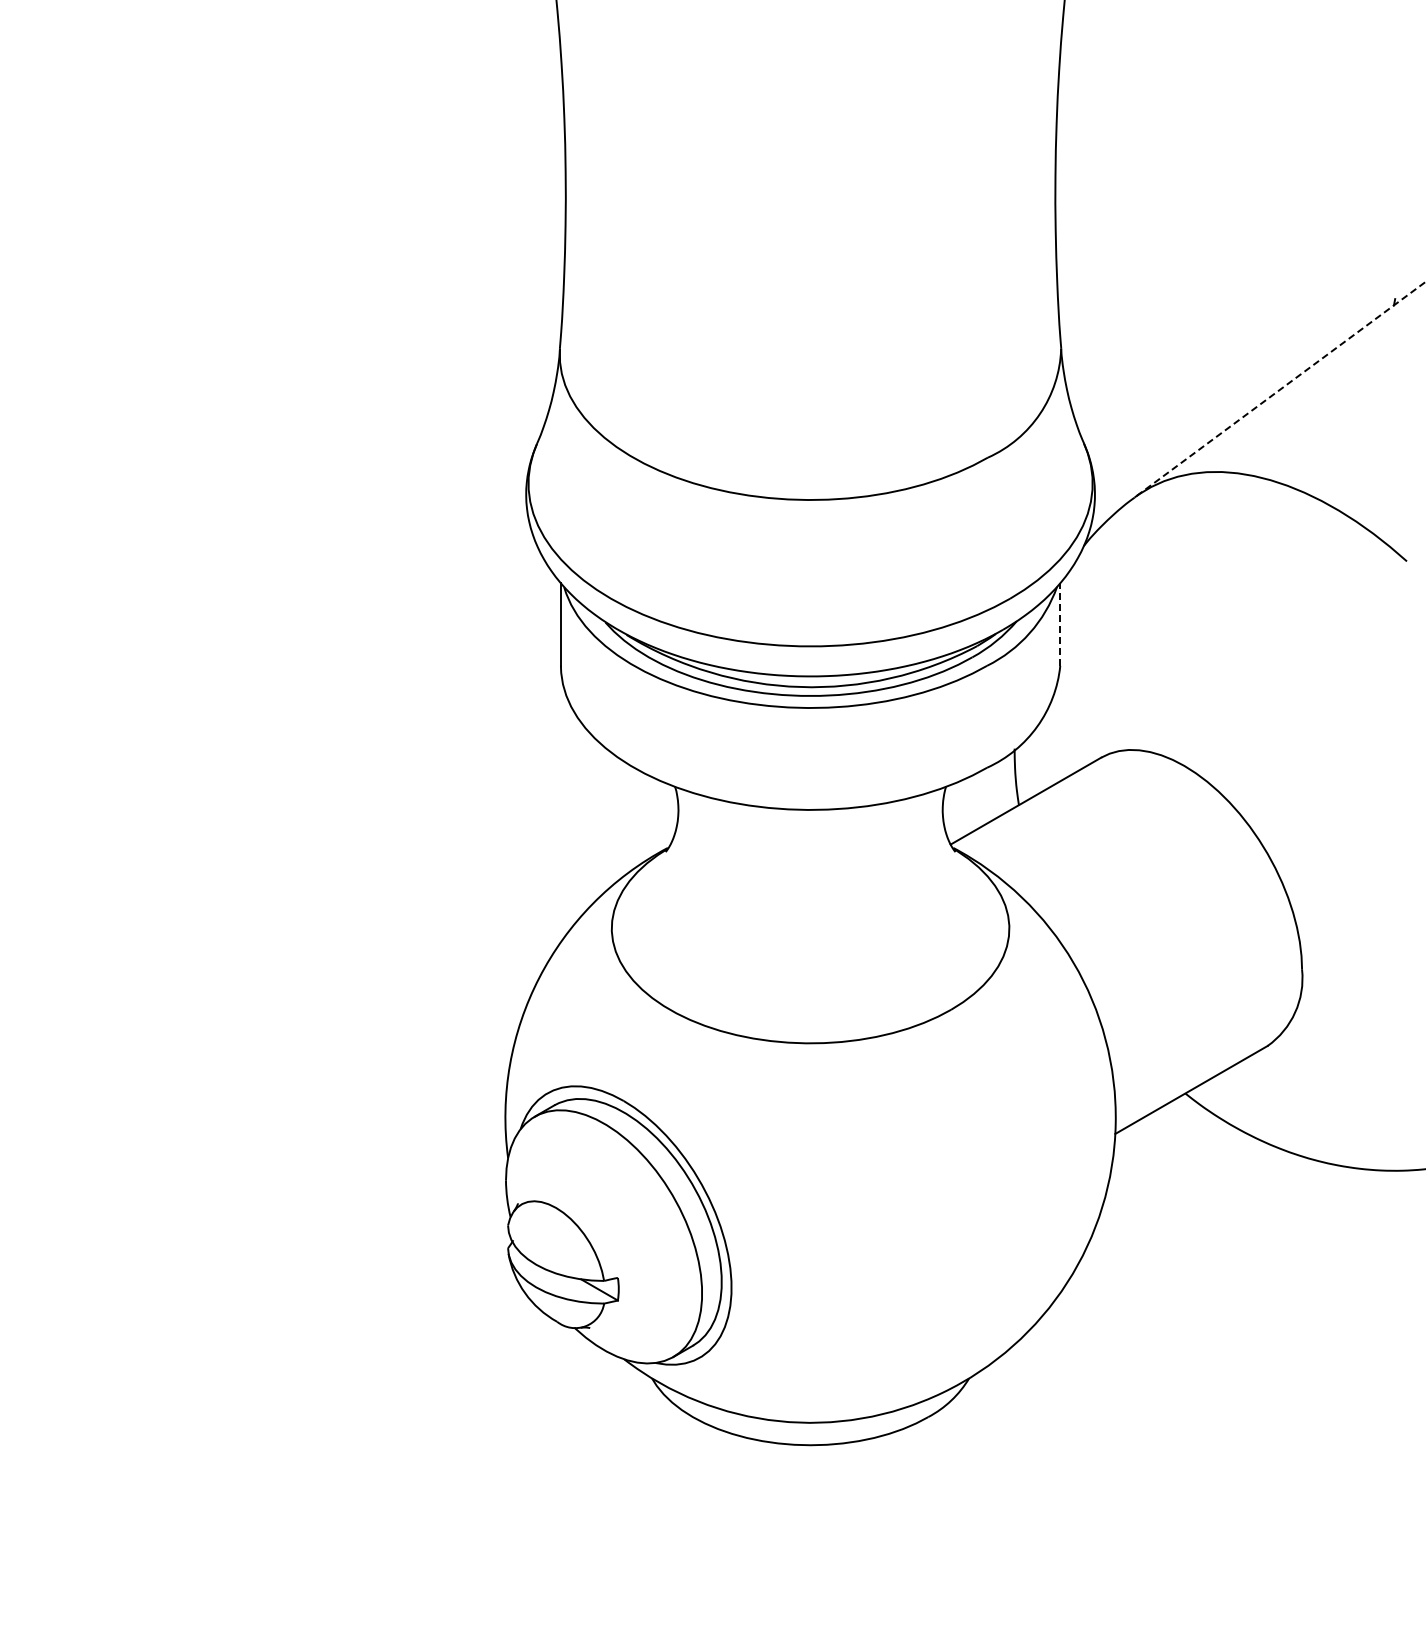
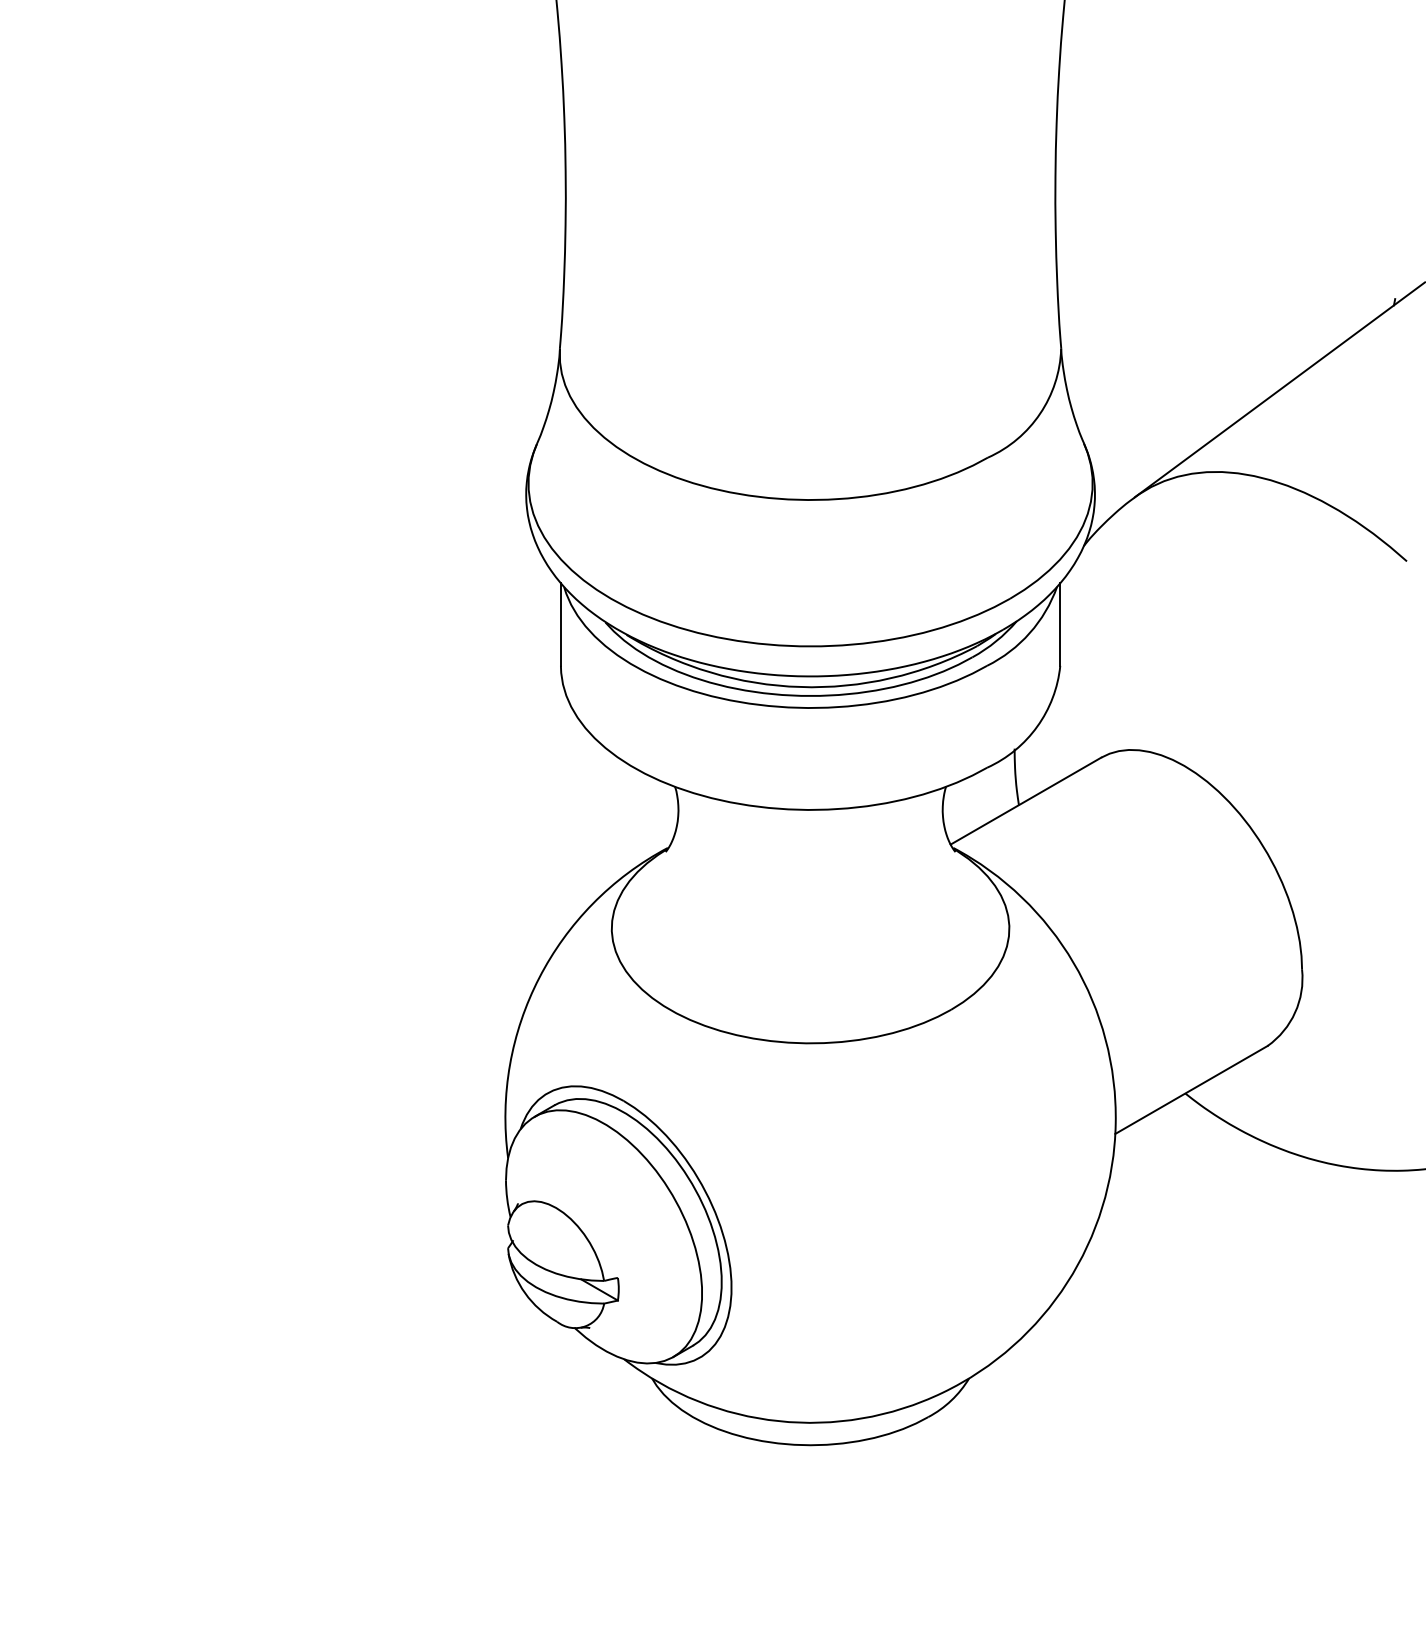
line: dashed -> solid (1279, 389)
line: dashed -> solid (1060, 624)
